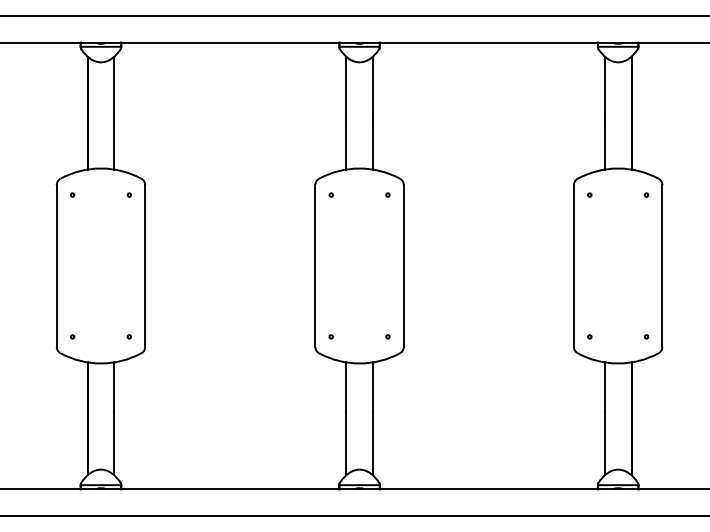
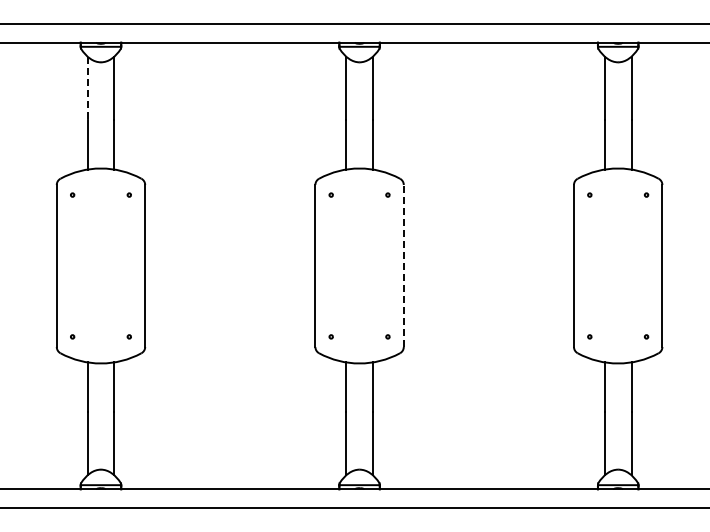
line position: (354, 15) -> (354, 23) (354, 23)
line: solid -> dashed (87, 88)
line: solid -> dashed (403, 265)
line position: (354, 516) -> (354, 508) (354, 508)
